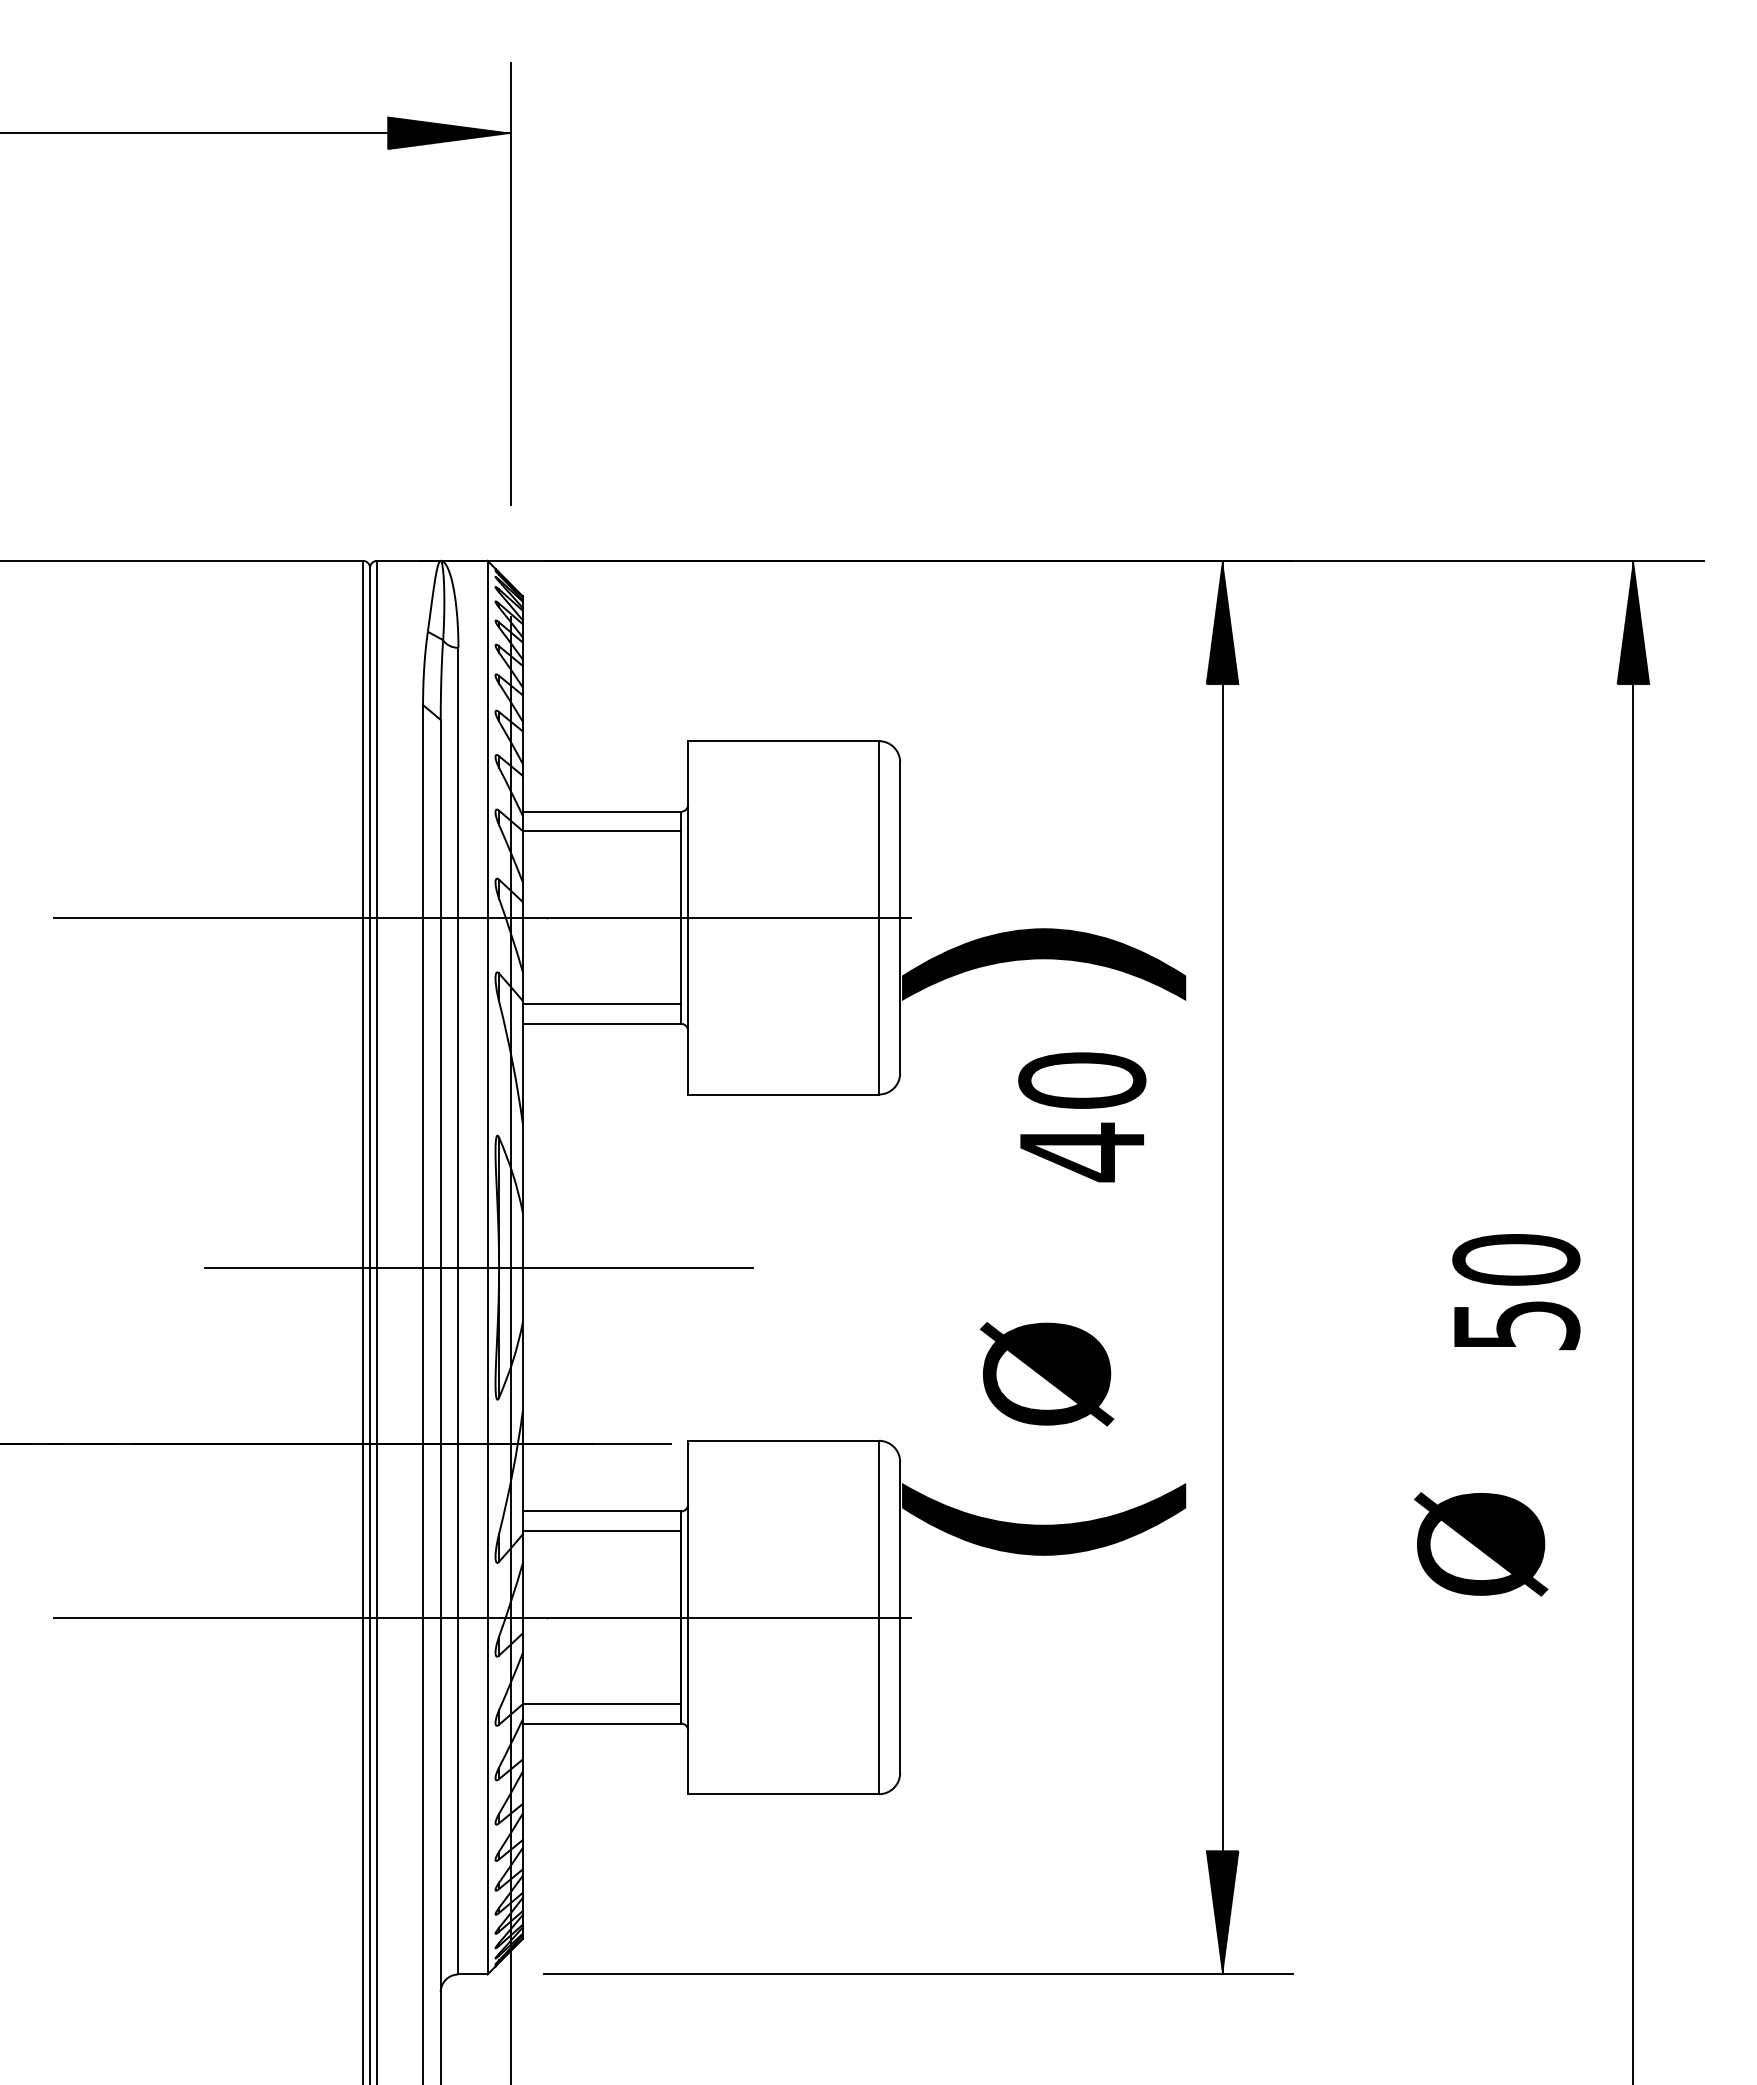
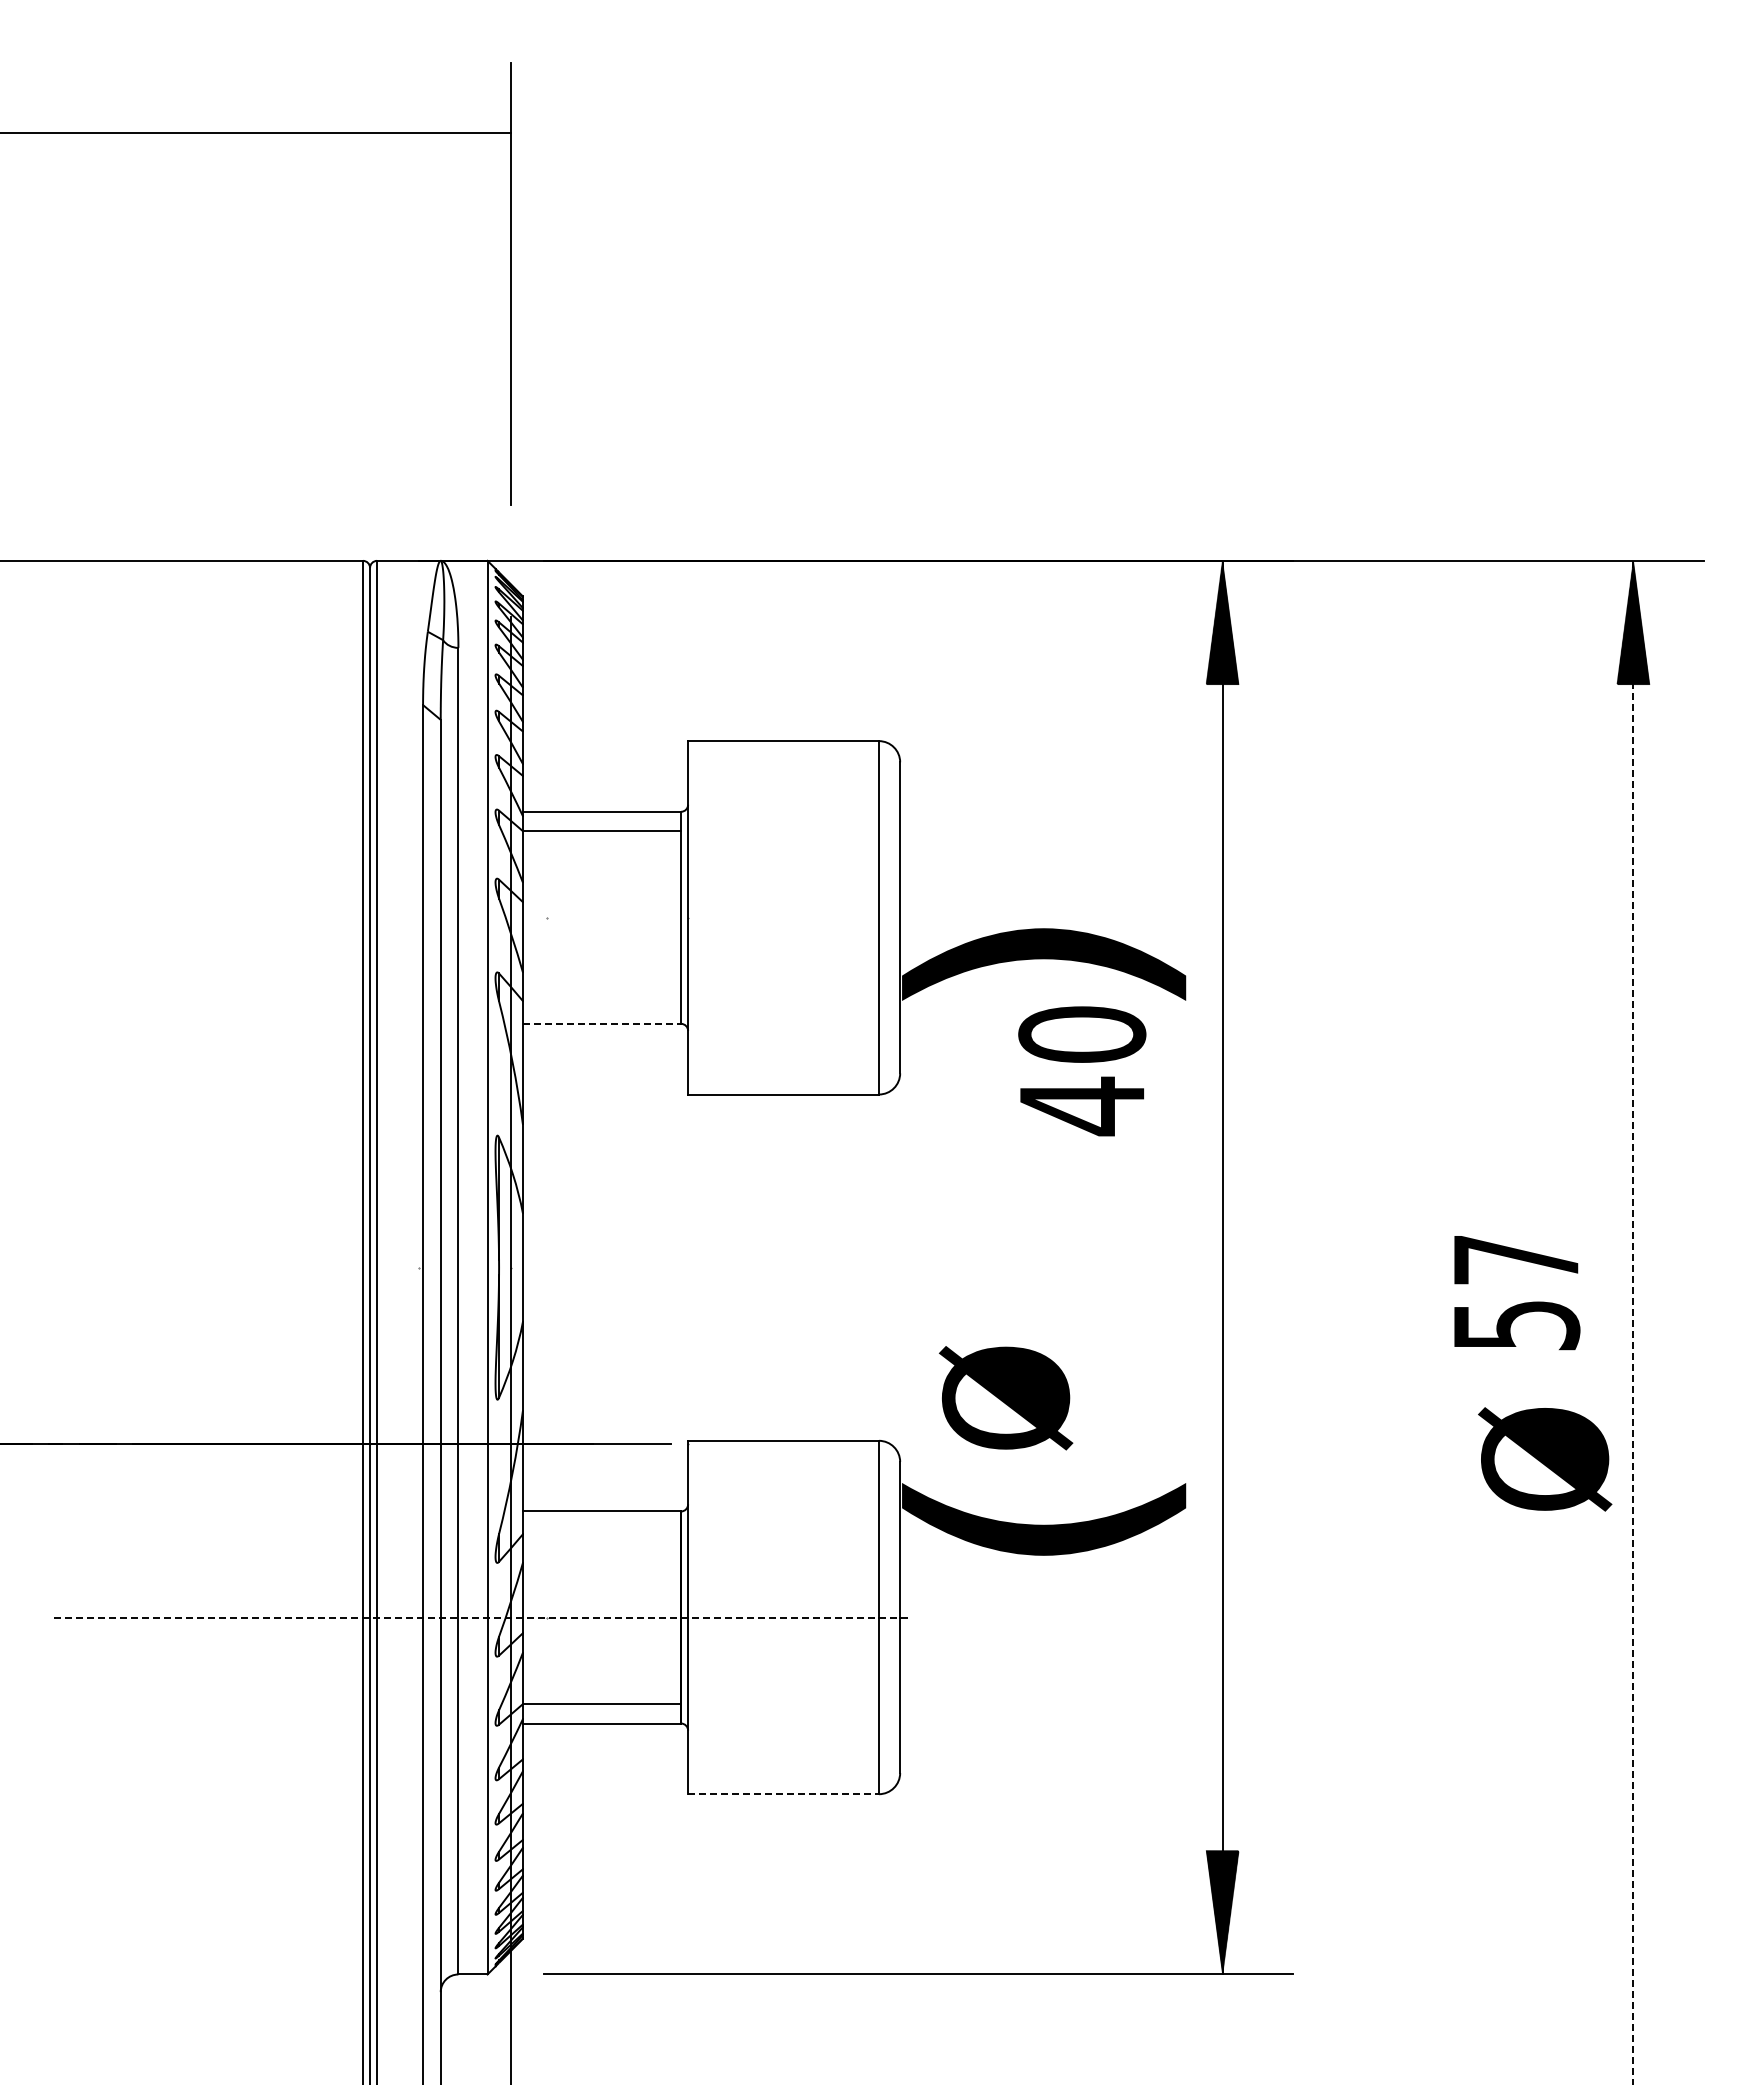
hatch: present -> none (449, 132)
line: present -> none (481, 917)
line: present -> none (601, 1004)
line: solid -> dashed (602, 1023)
text position: (1082, 1117) -> (1082, 1071) (1082, 1071)
text: 50 -> 57 (1516, 1259)
line: present -> none (478, 1267)
line: solid -> dashed (1633, 1322)
text position: (1047, 1374) -> (1006, 1398) (1006, 1398)
line: present -> none (601, 1531)
text position: (1481, 1544) -> (1545, 1459) (1545, 1459)
line: solid -> dashed (482, 1617)
line: solid -> dashed (784, 1794)
